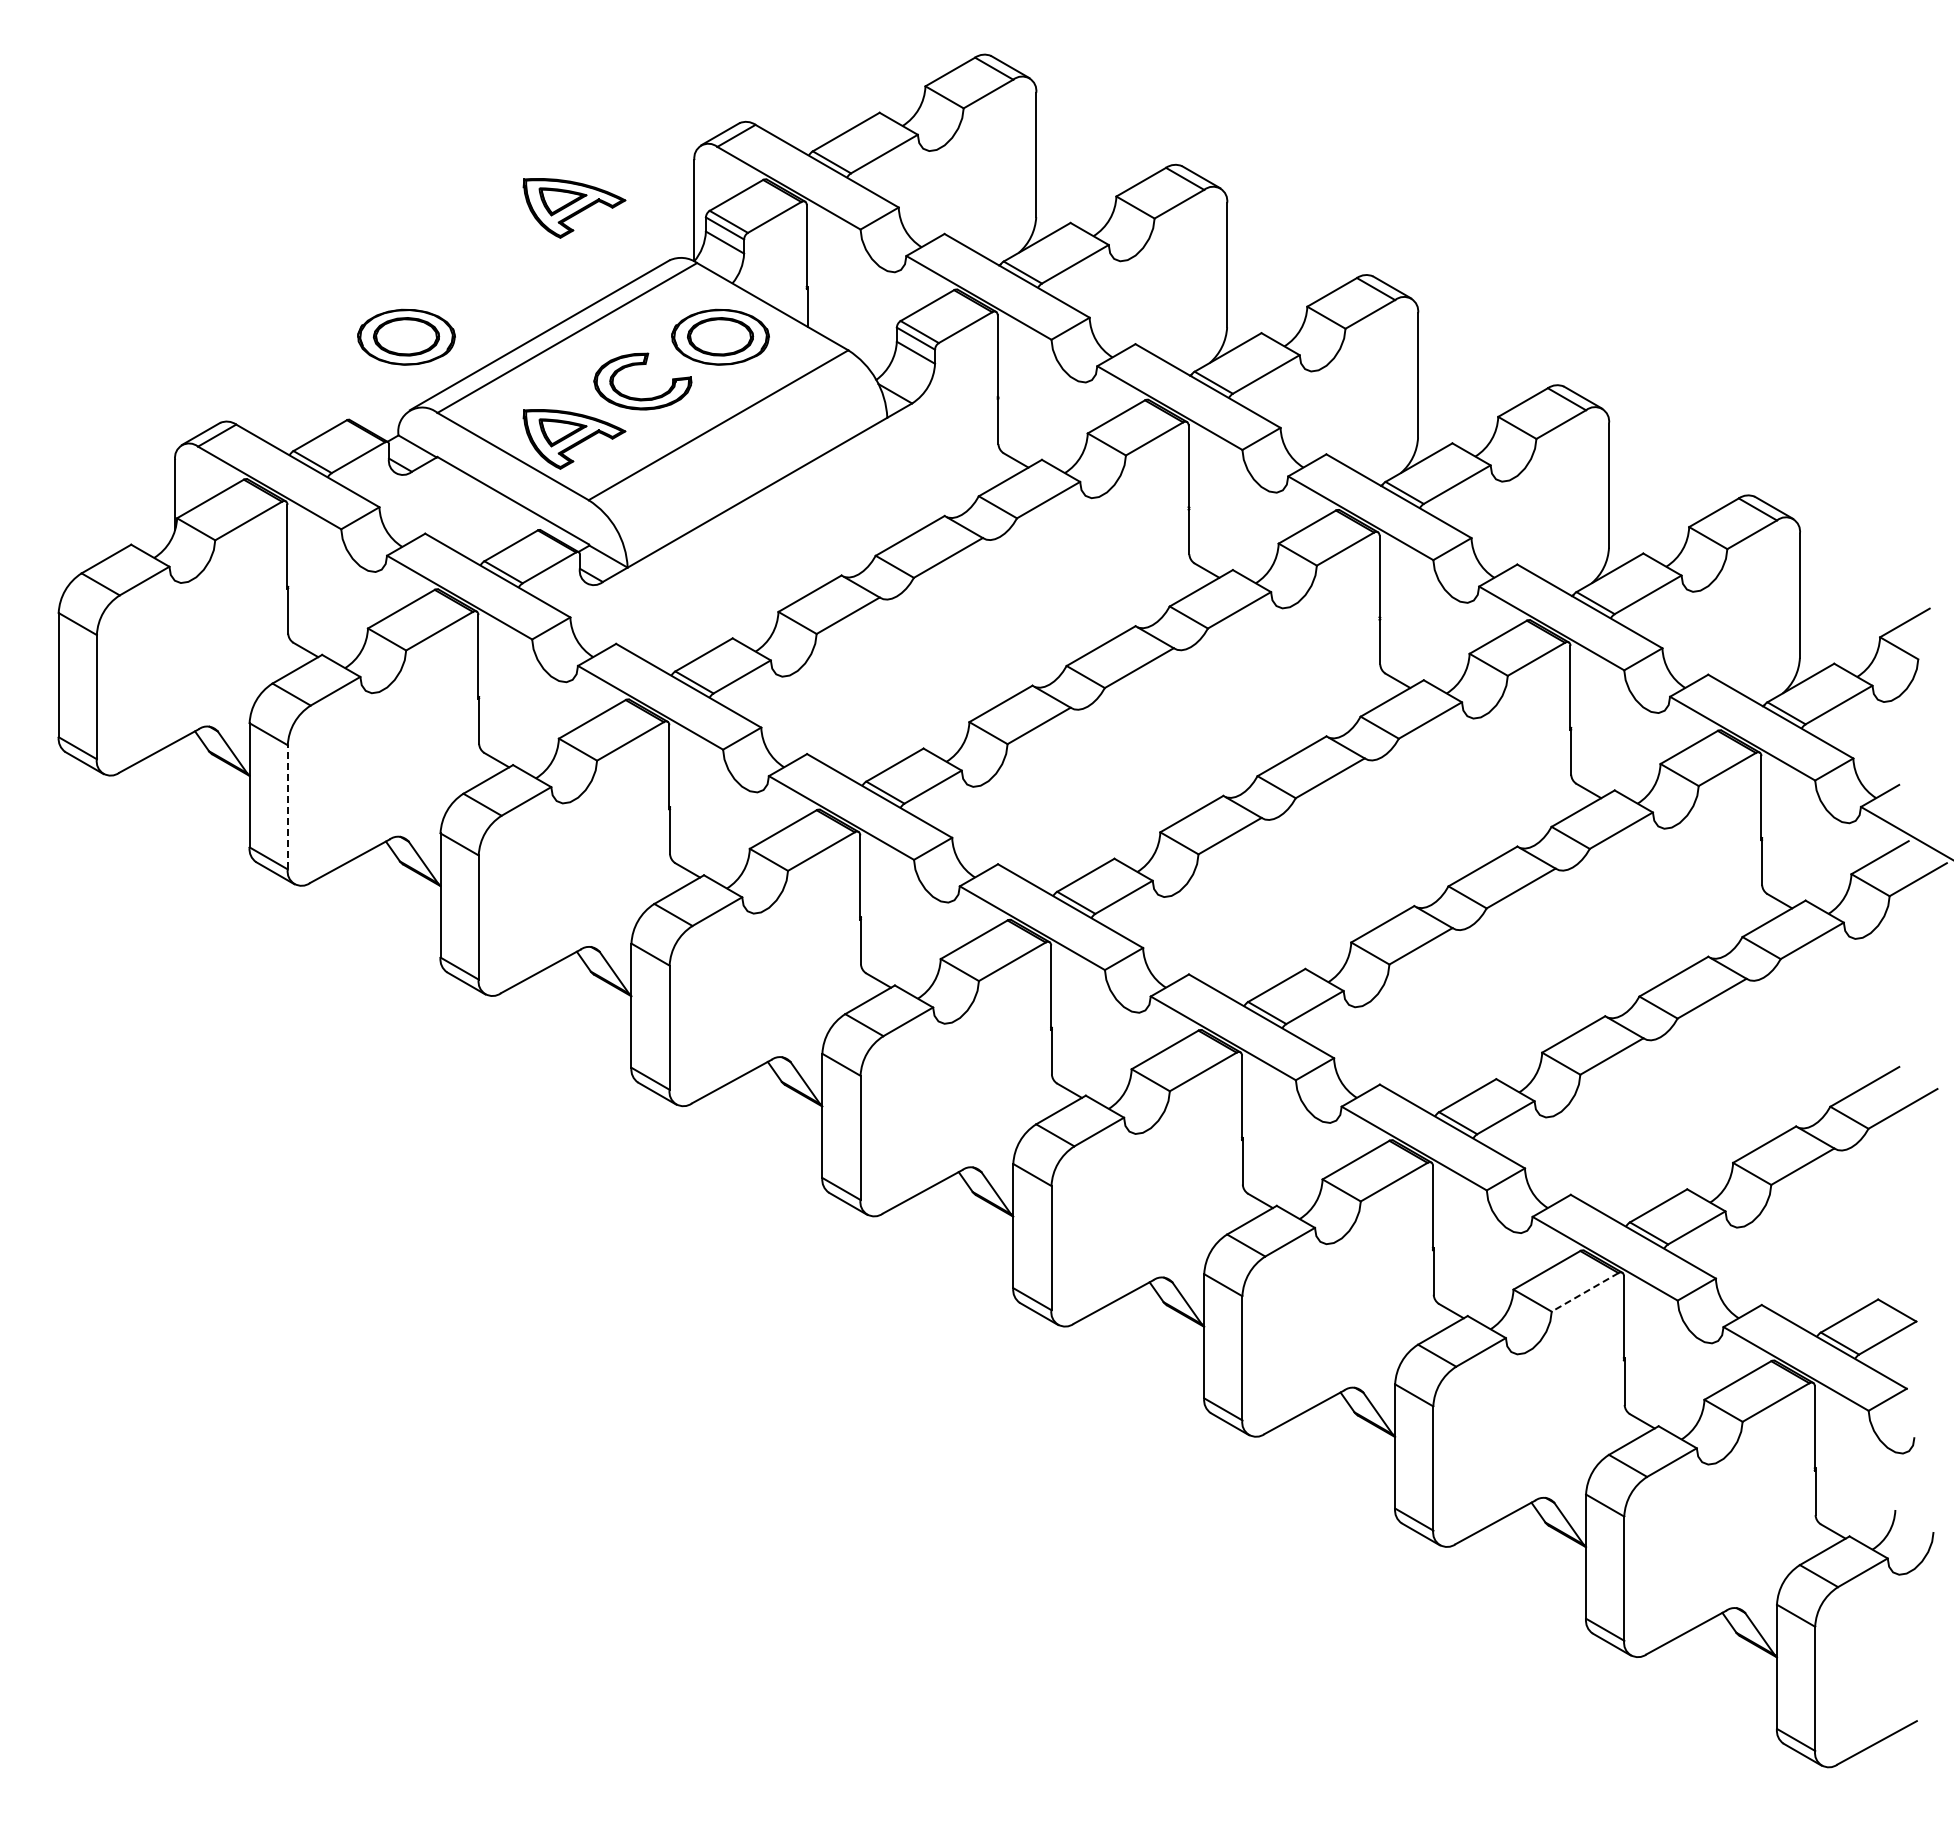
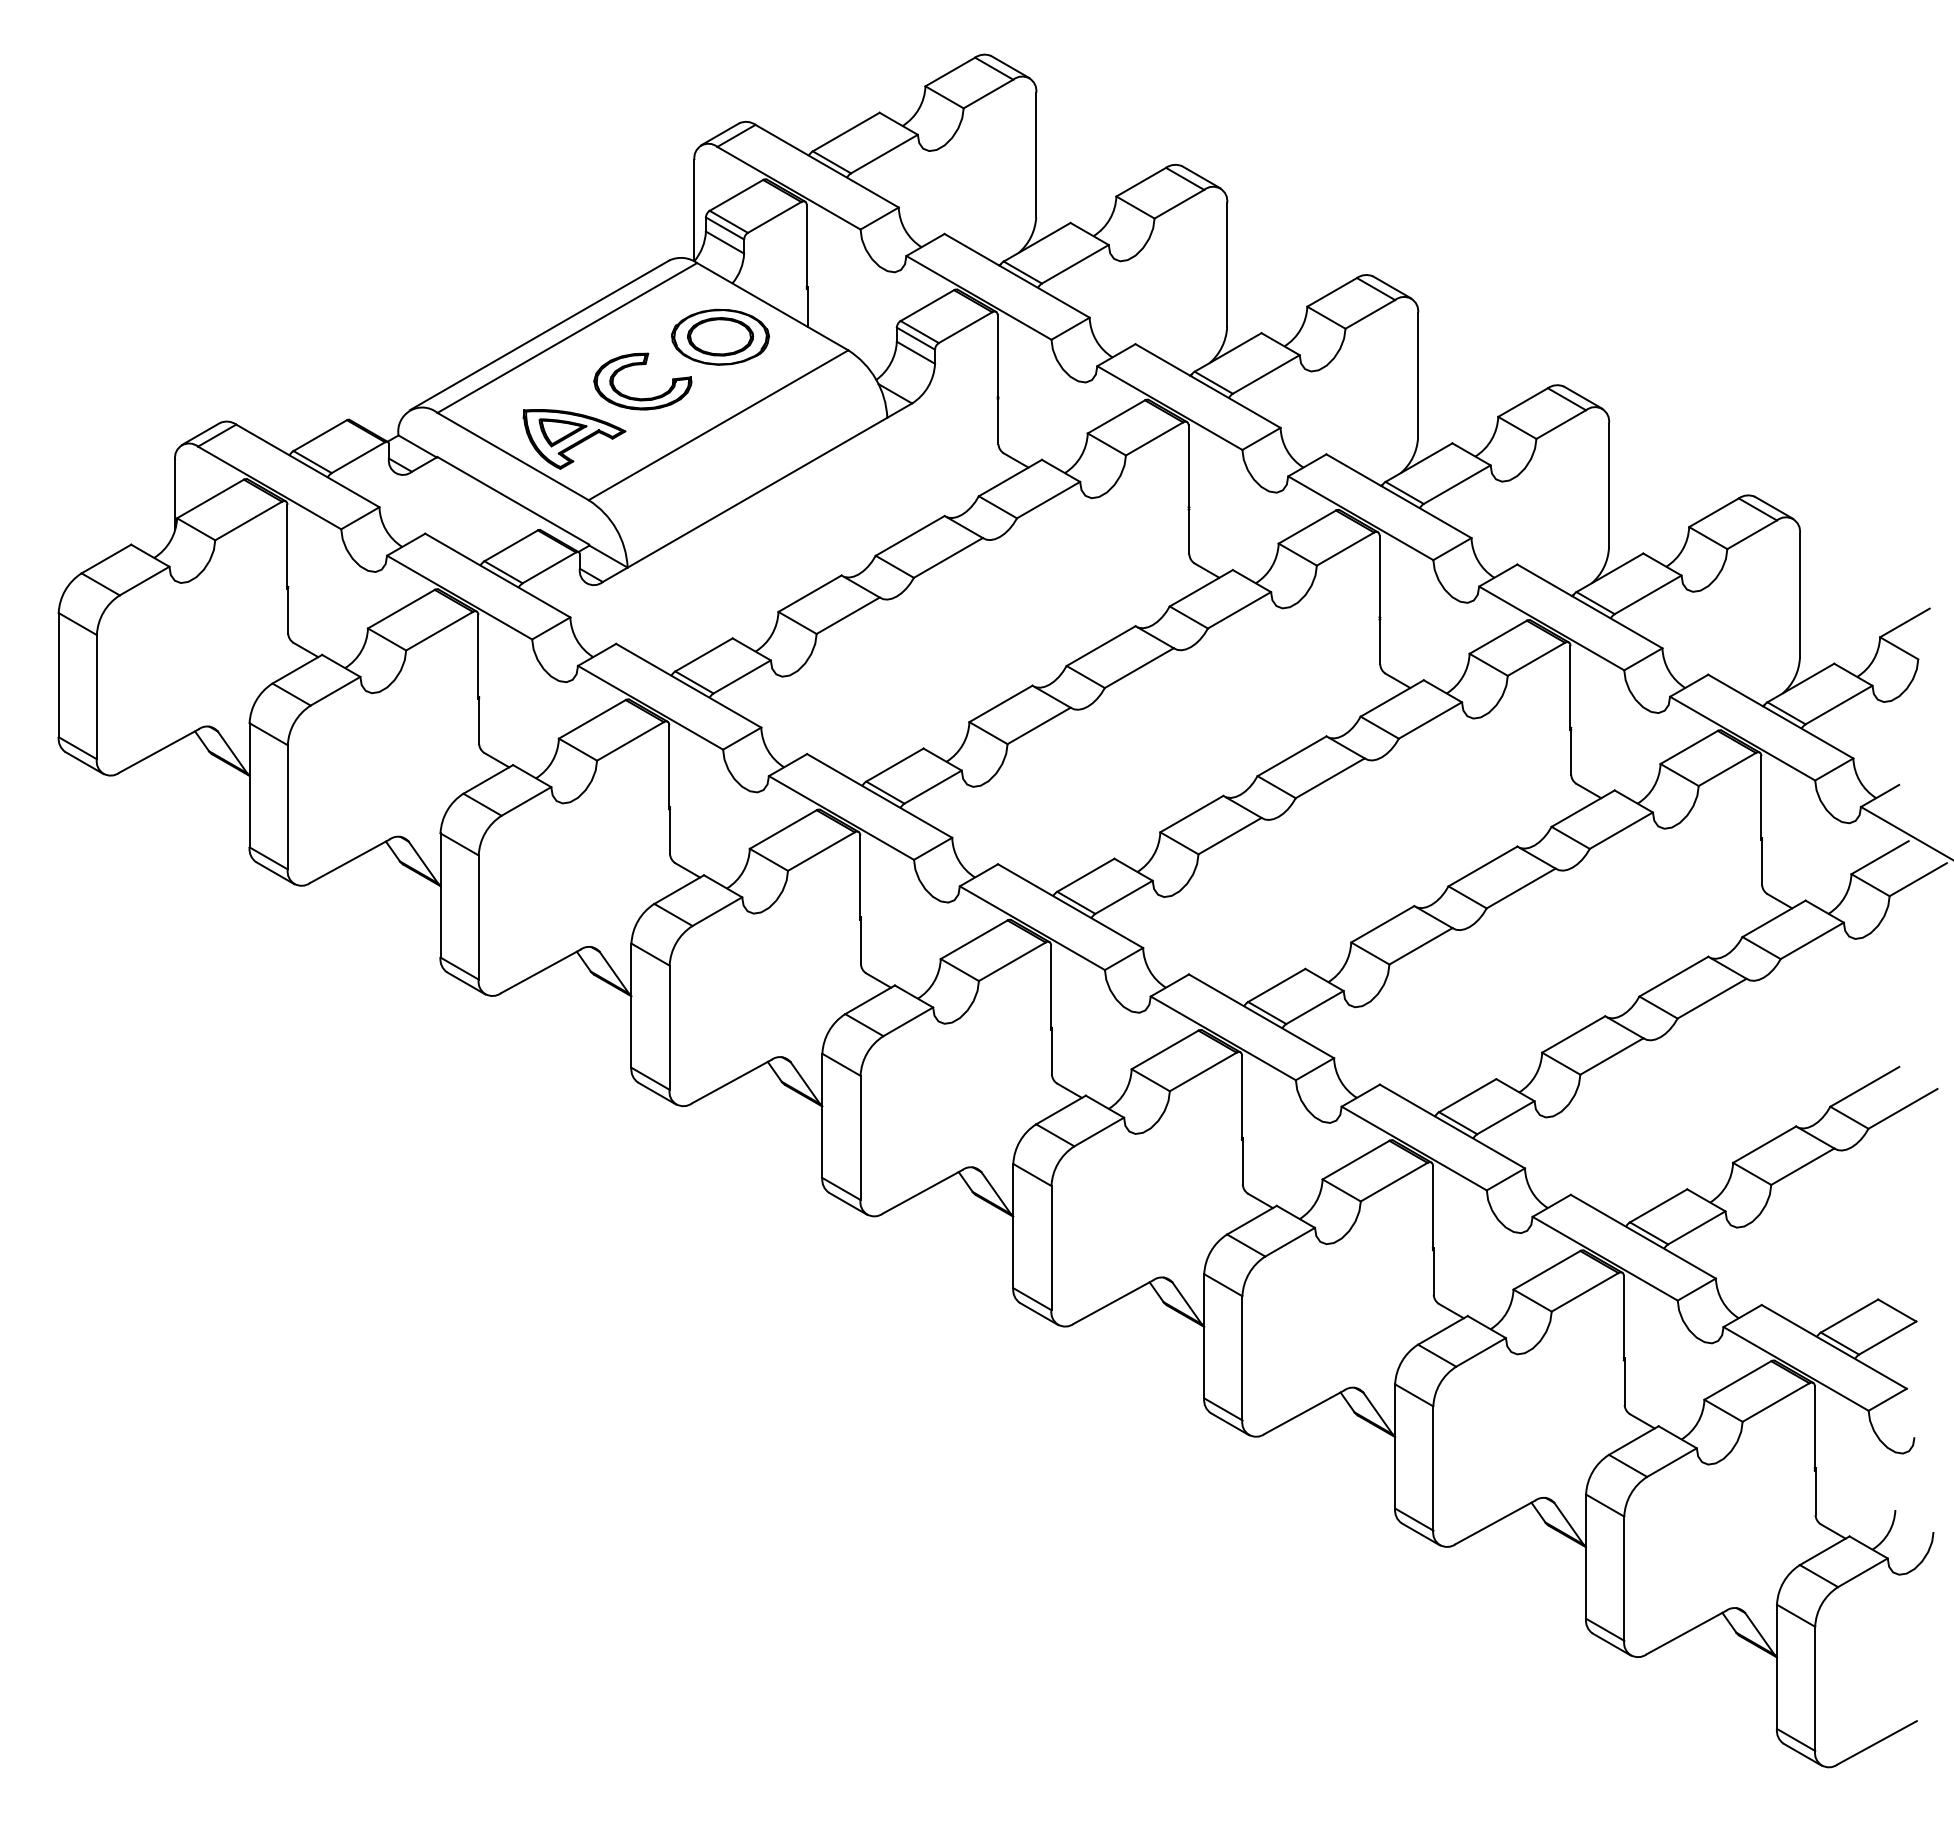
part: present -> none (574, 208)
part: present -> none (406, 336)
line: dashed -> solid (287, 806)
line: dashed -> solid (1585, 1292)
